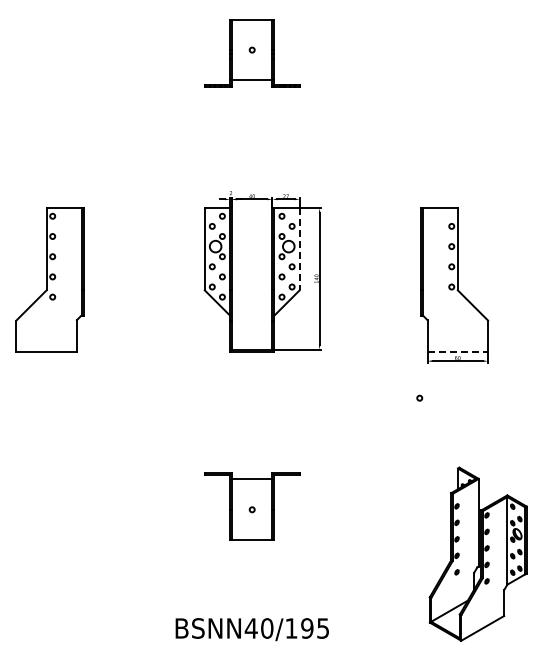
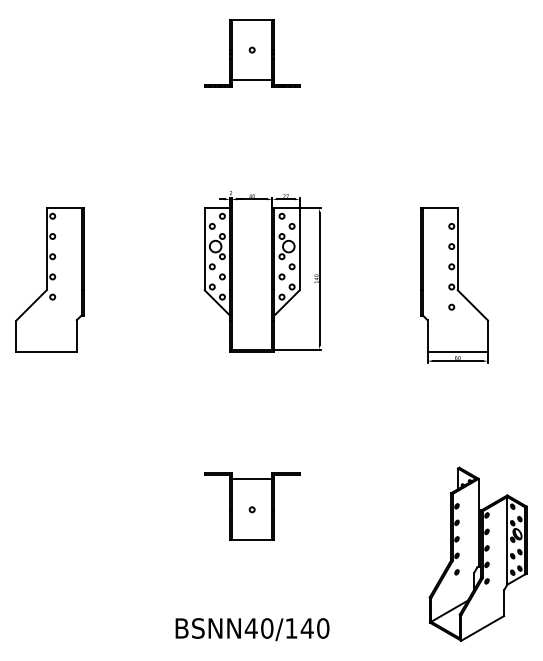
line: dashed -> solid (299, 249)
line: dashed -> solid (458, 351)
circle position: (419, 397) -> (451, 306) (451, 306)
text: BSNN40/195 -> BSNN40/140 (314, 628)
